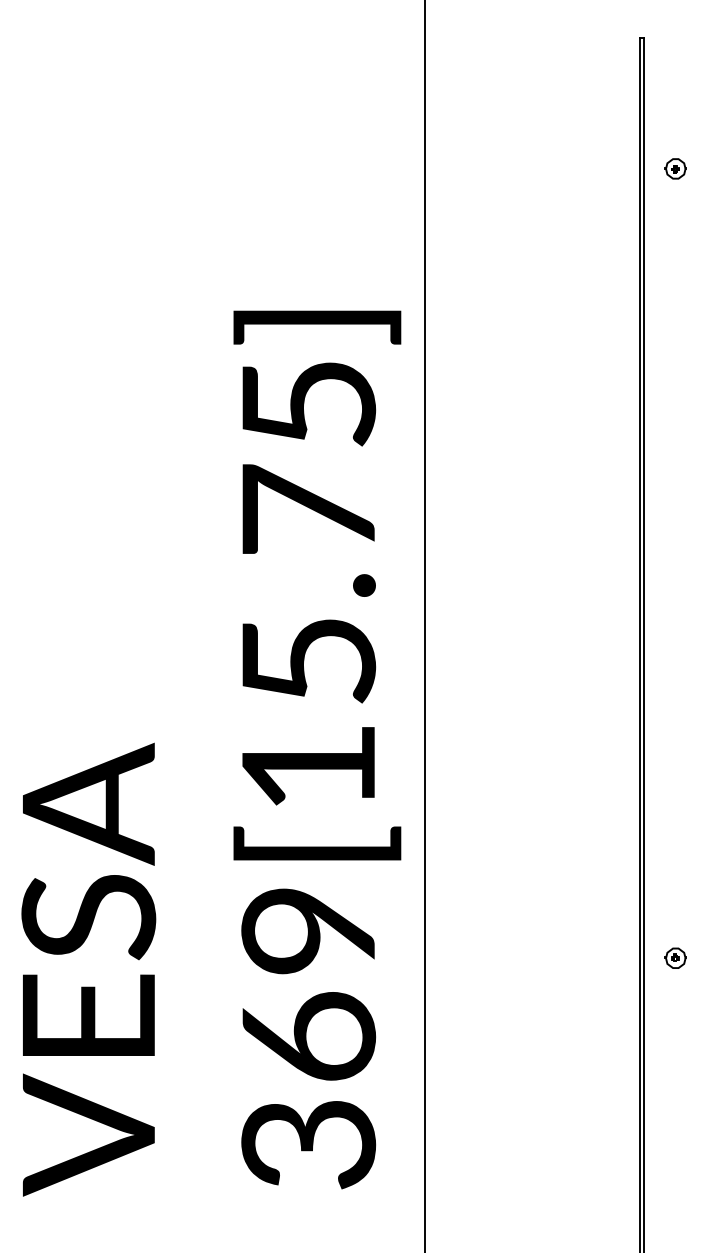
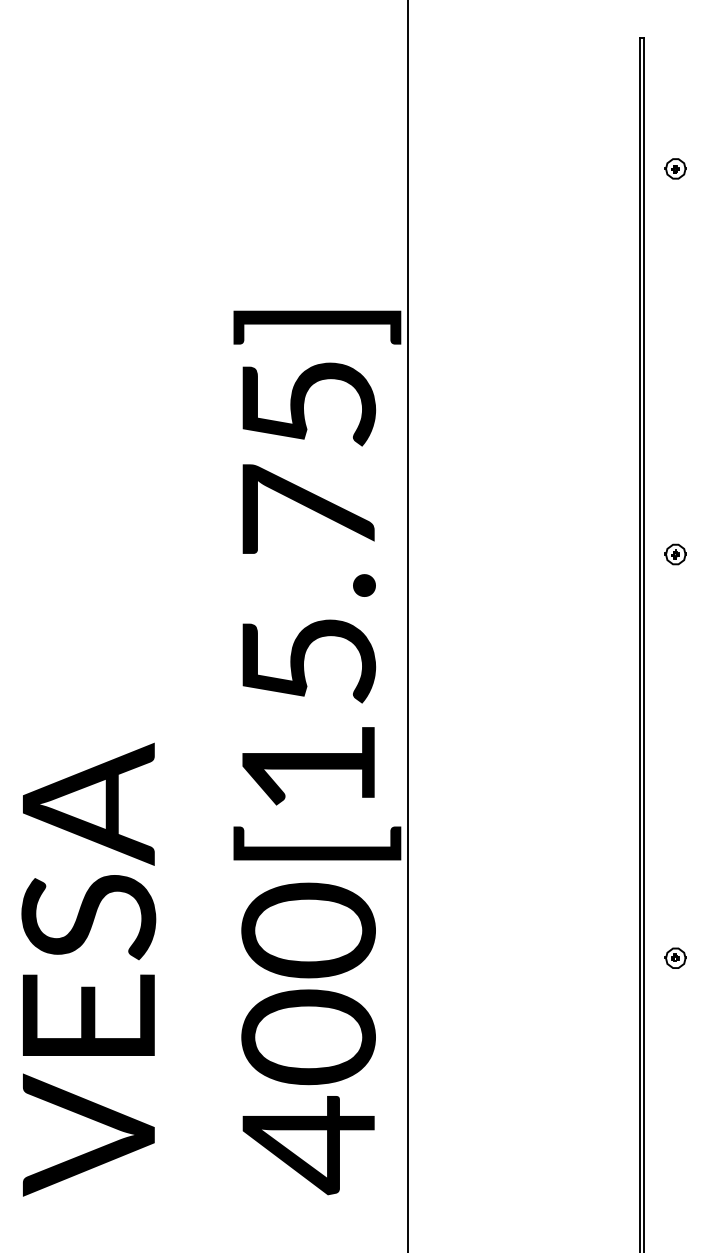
part: none -> present (675, 554)
line position: (424, 625) -> (407, 625) (407, 625)
text: 369[15.75] -> 400[15.75] (308, 1038)
